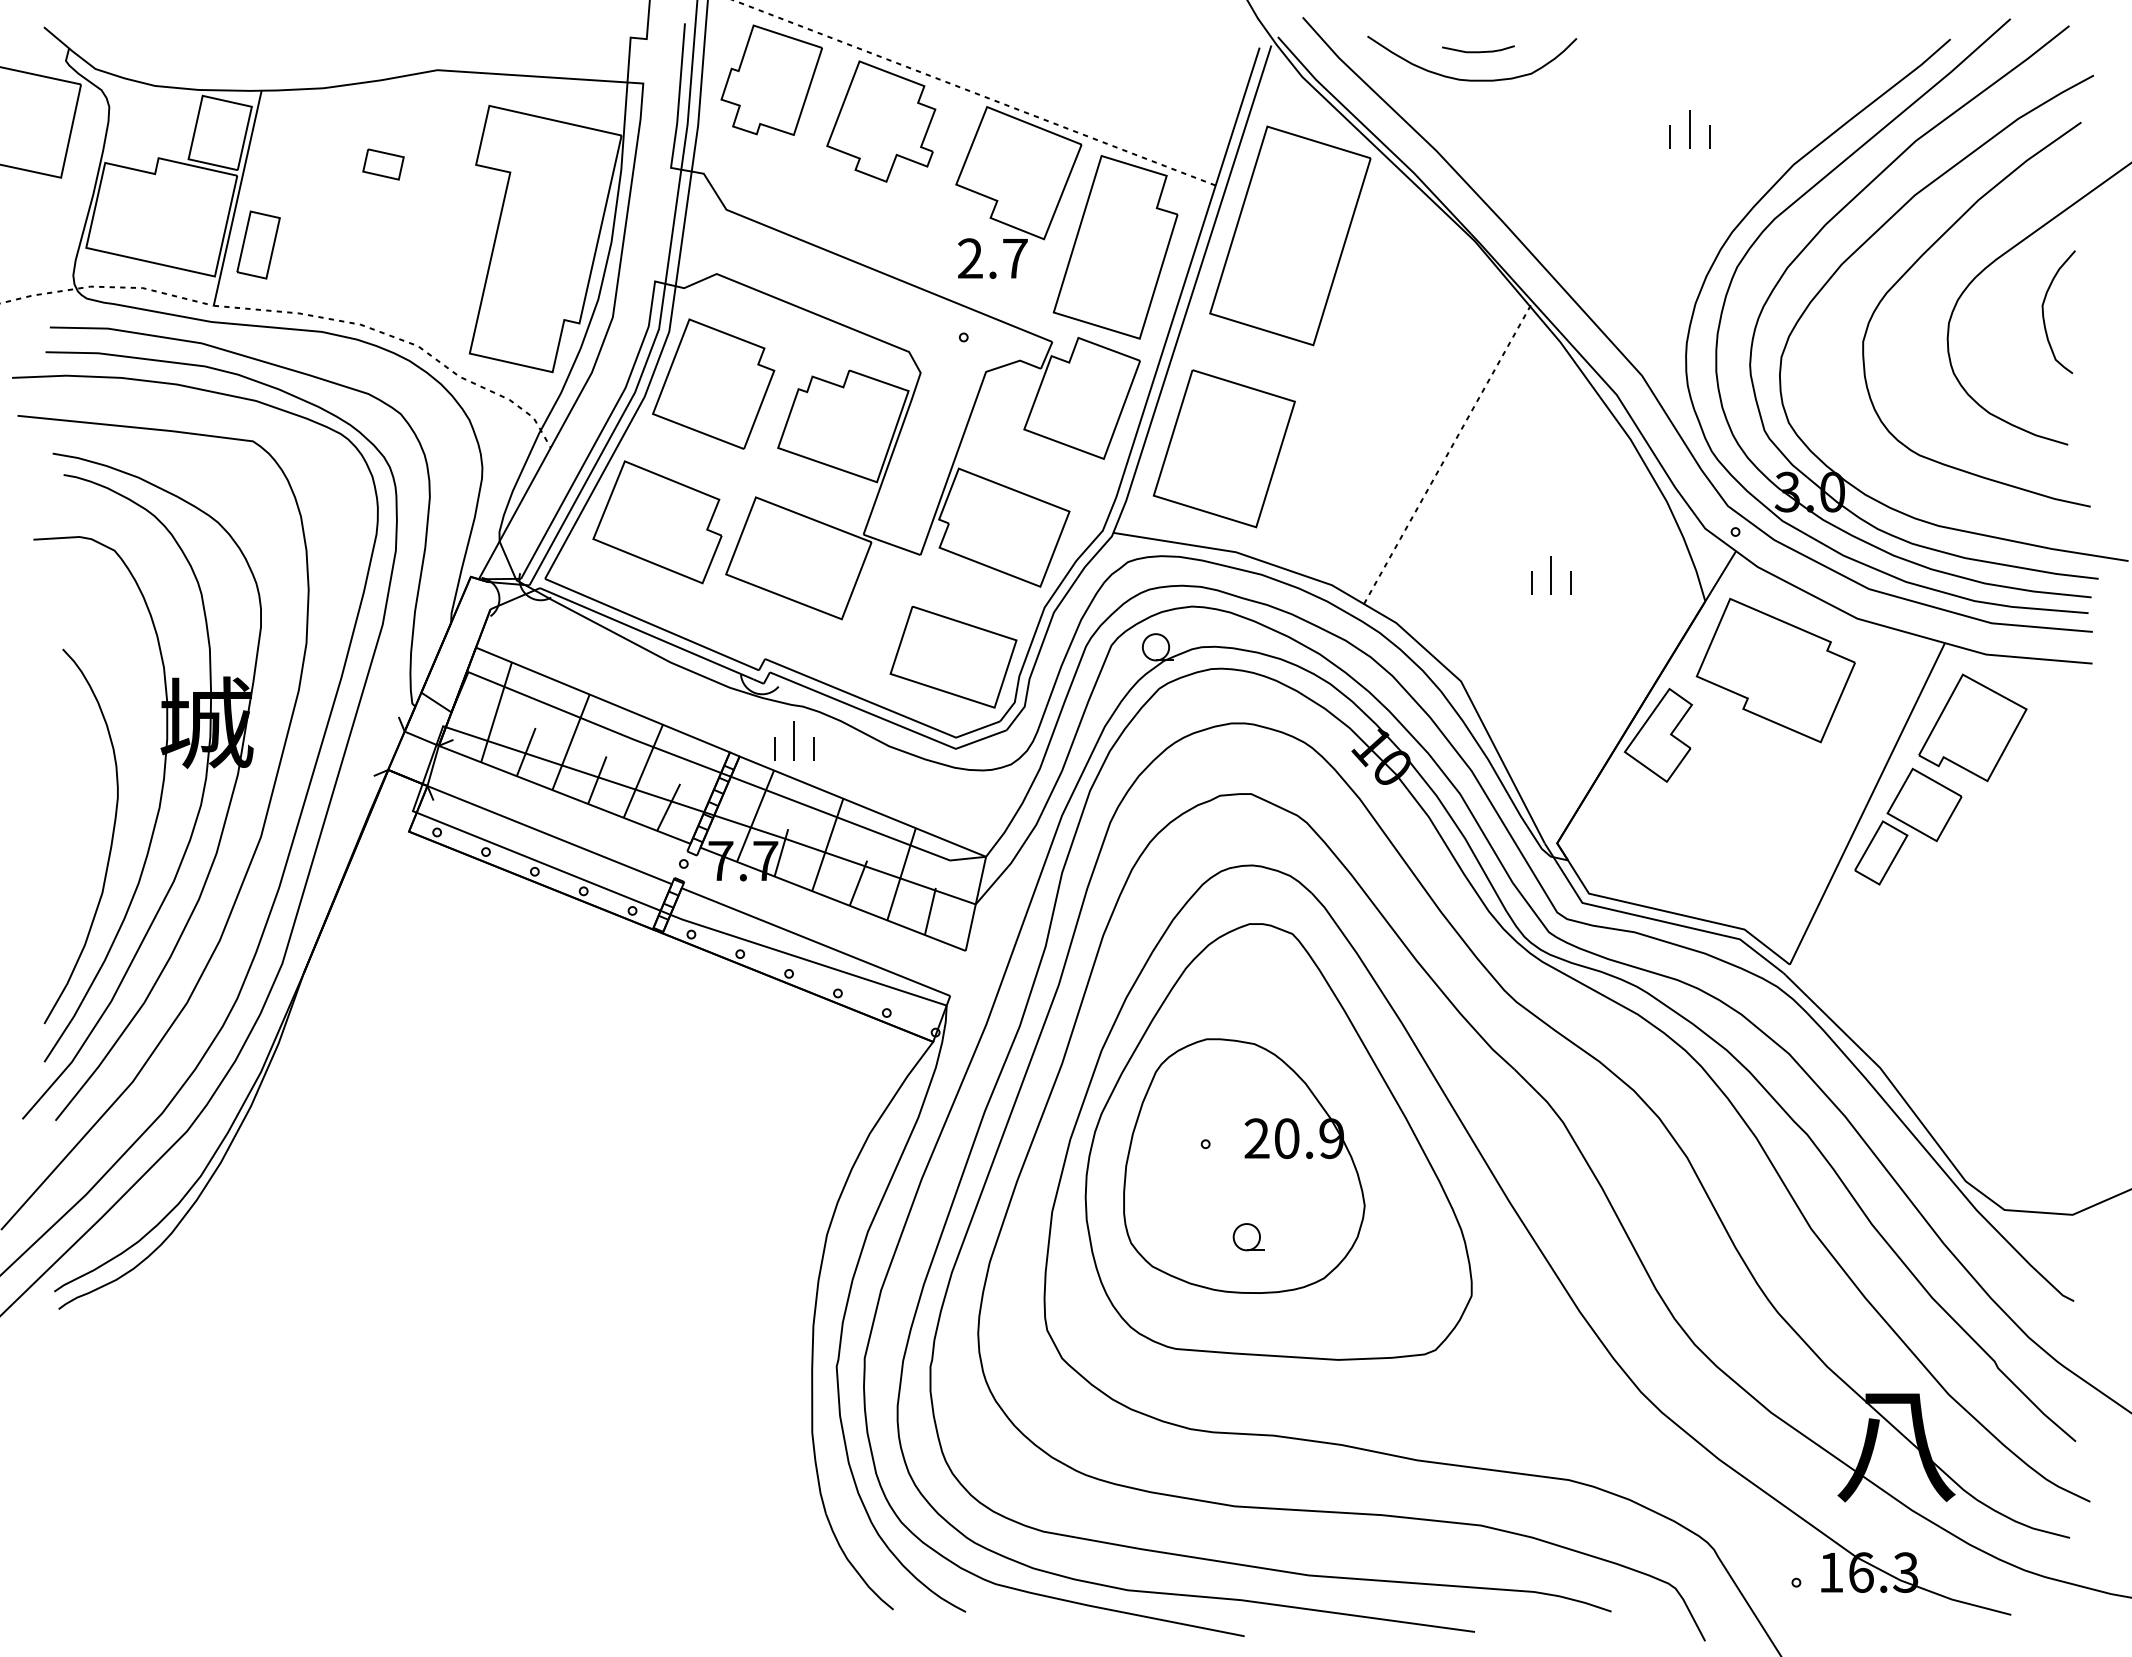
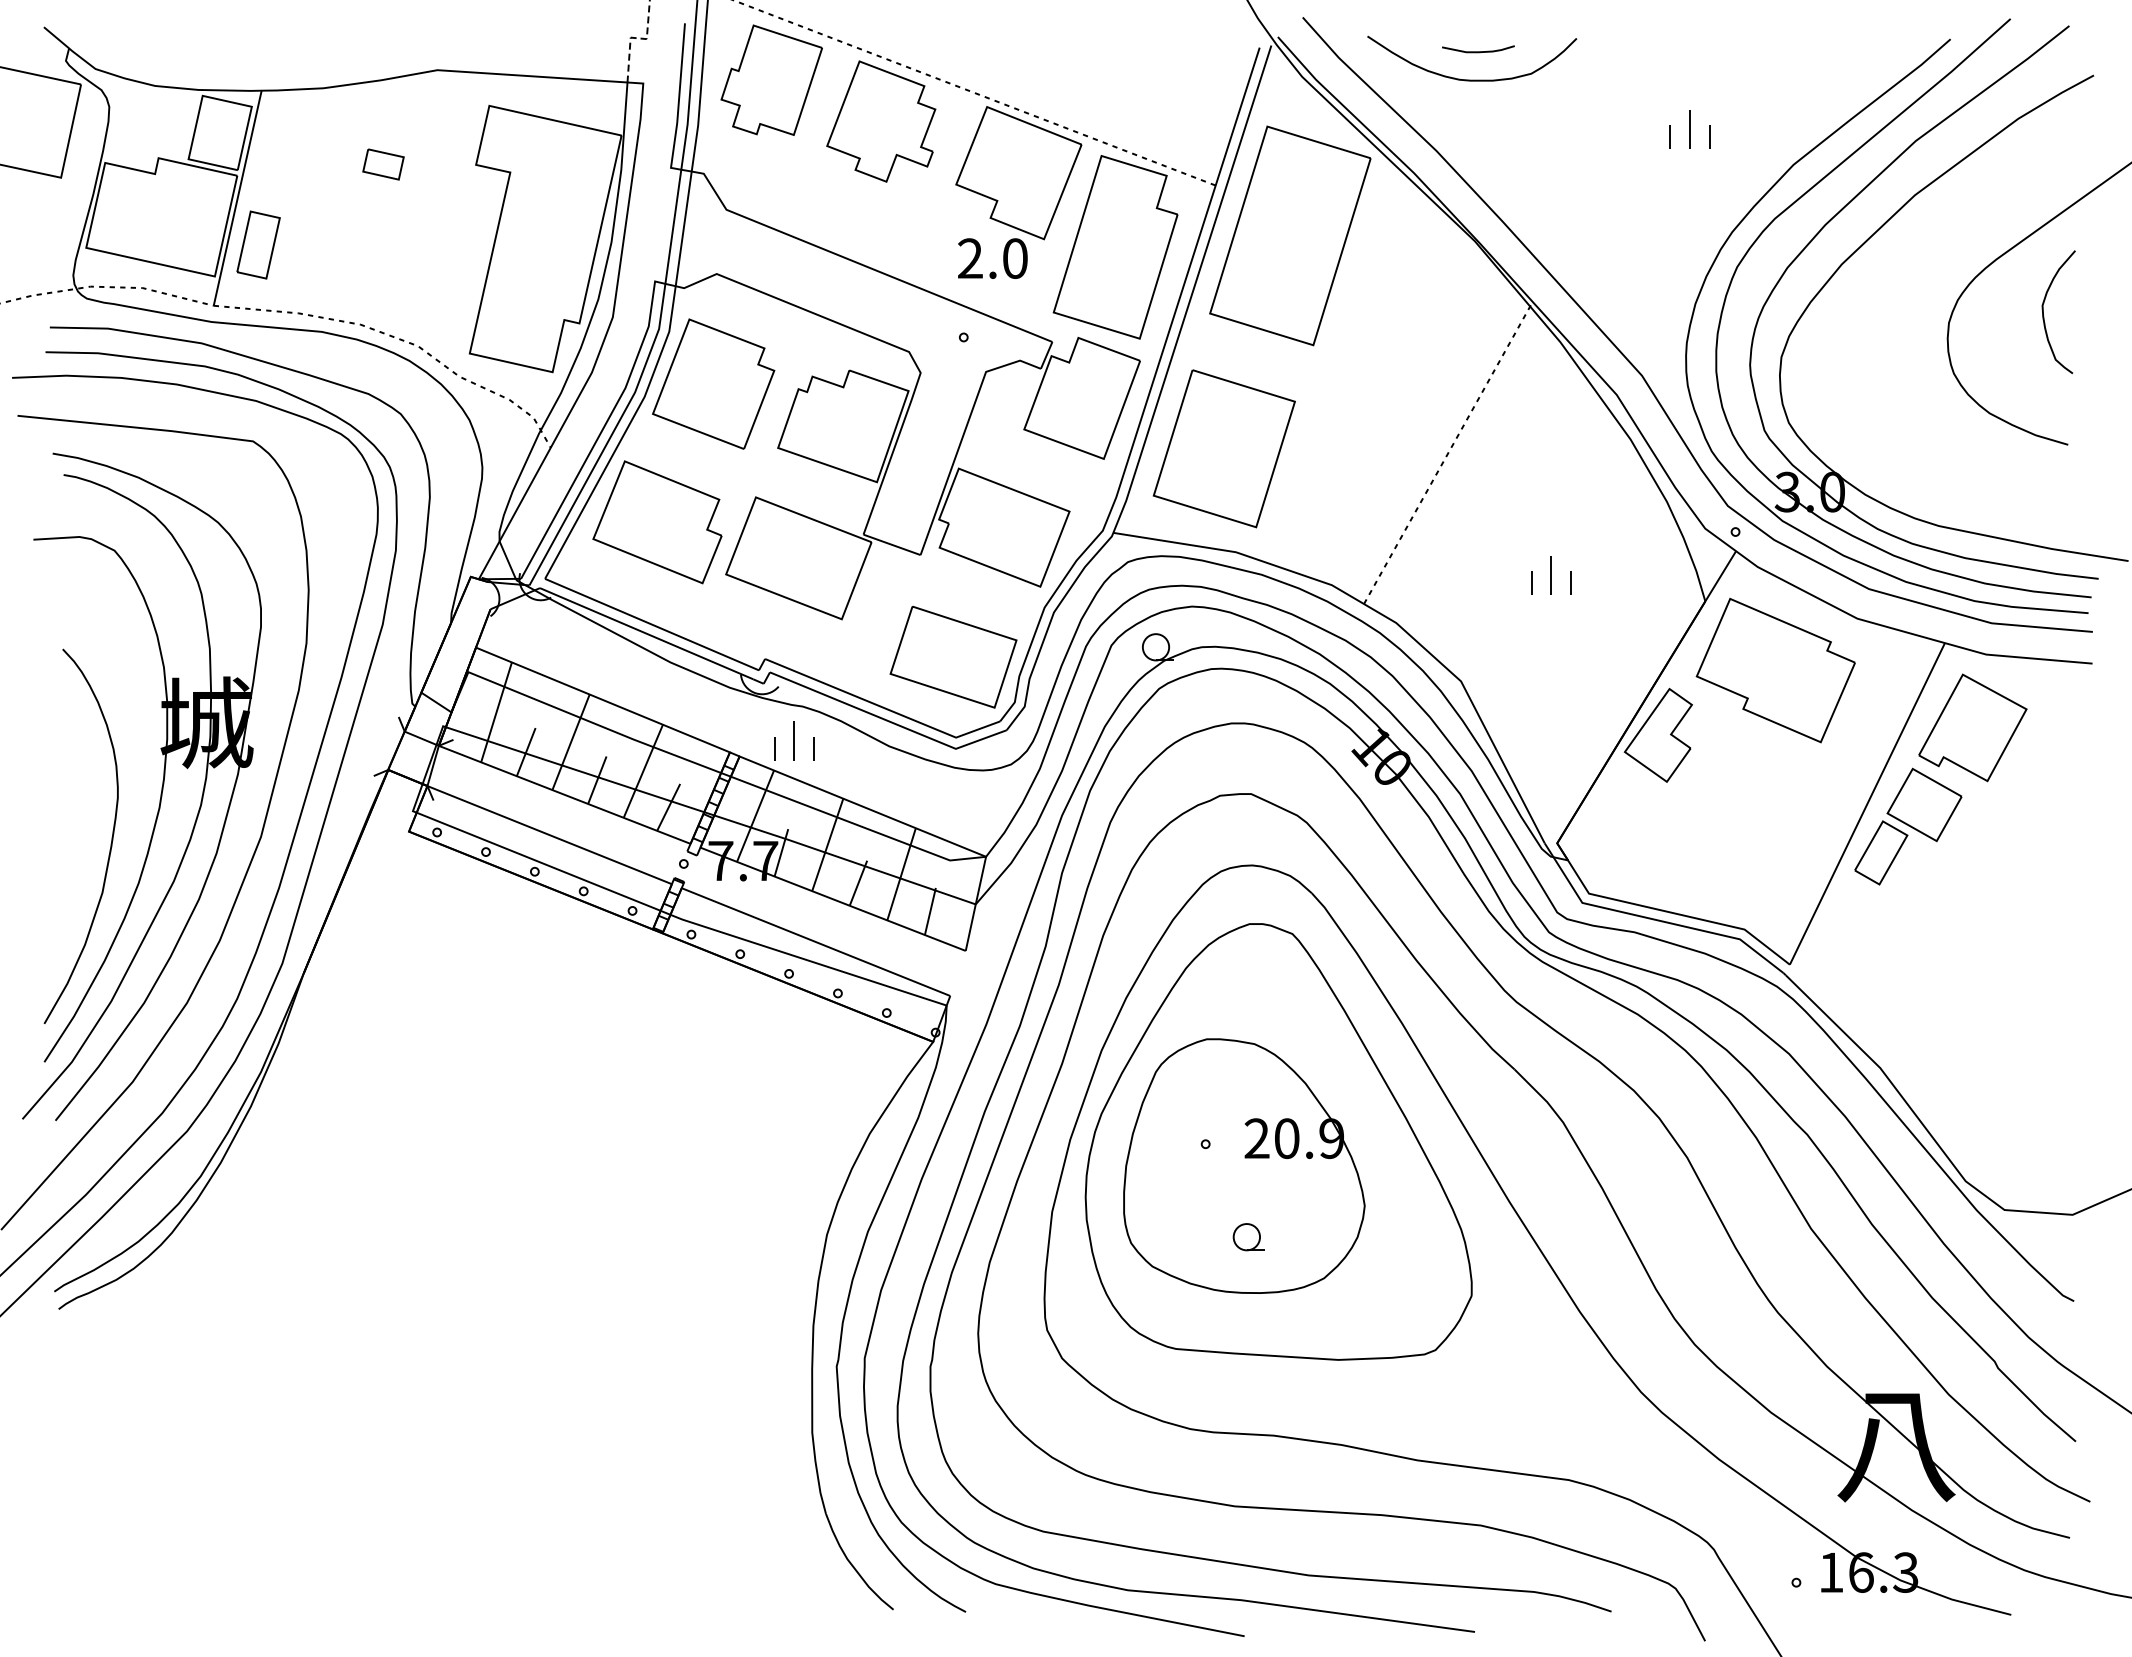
line: solid -> dashed (635, 38)
text: 2.7 -> 2.0 (1015, 258)
curve: present -> none (1920, 258)
